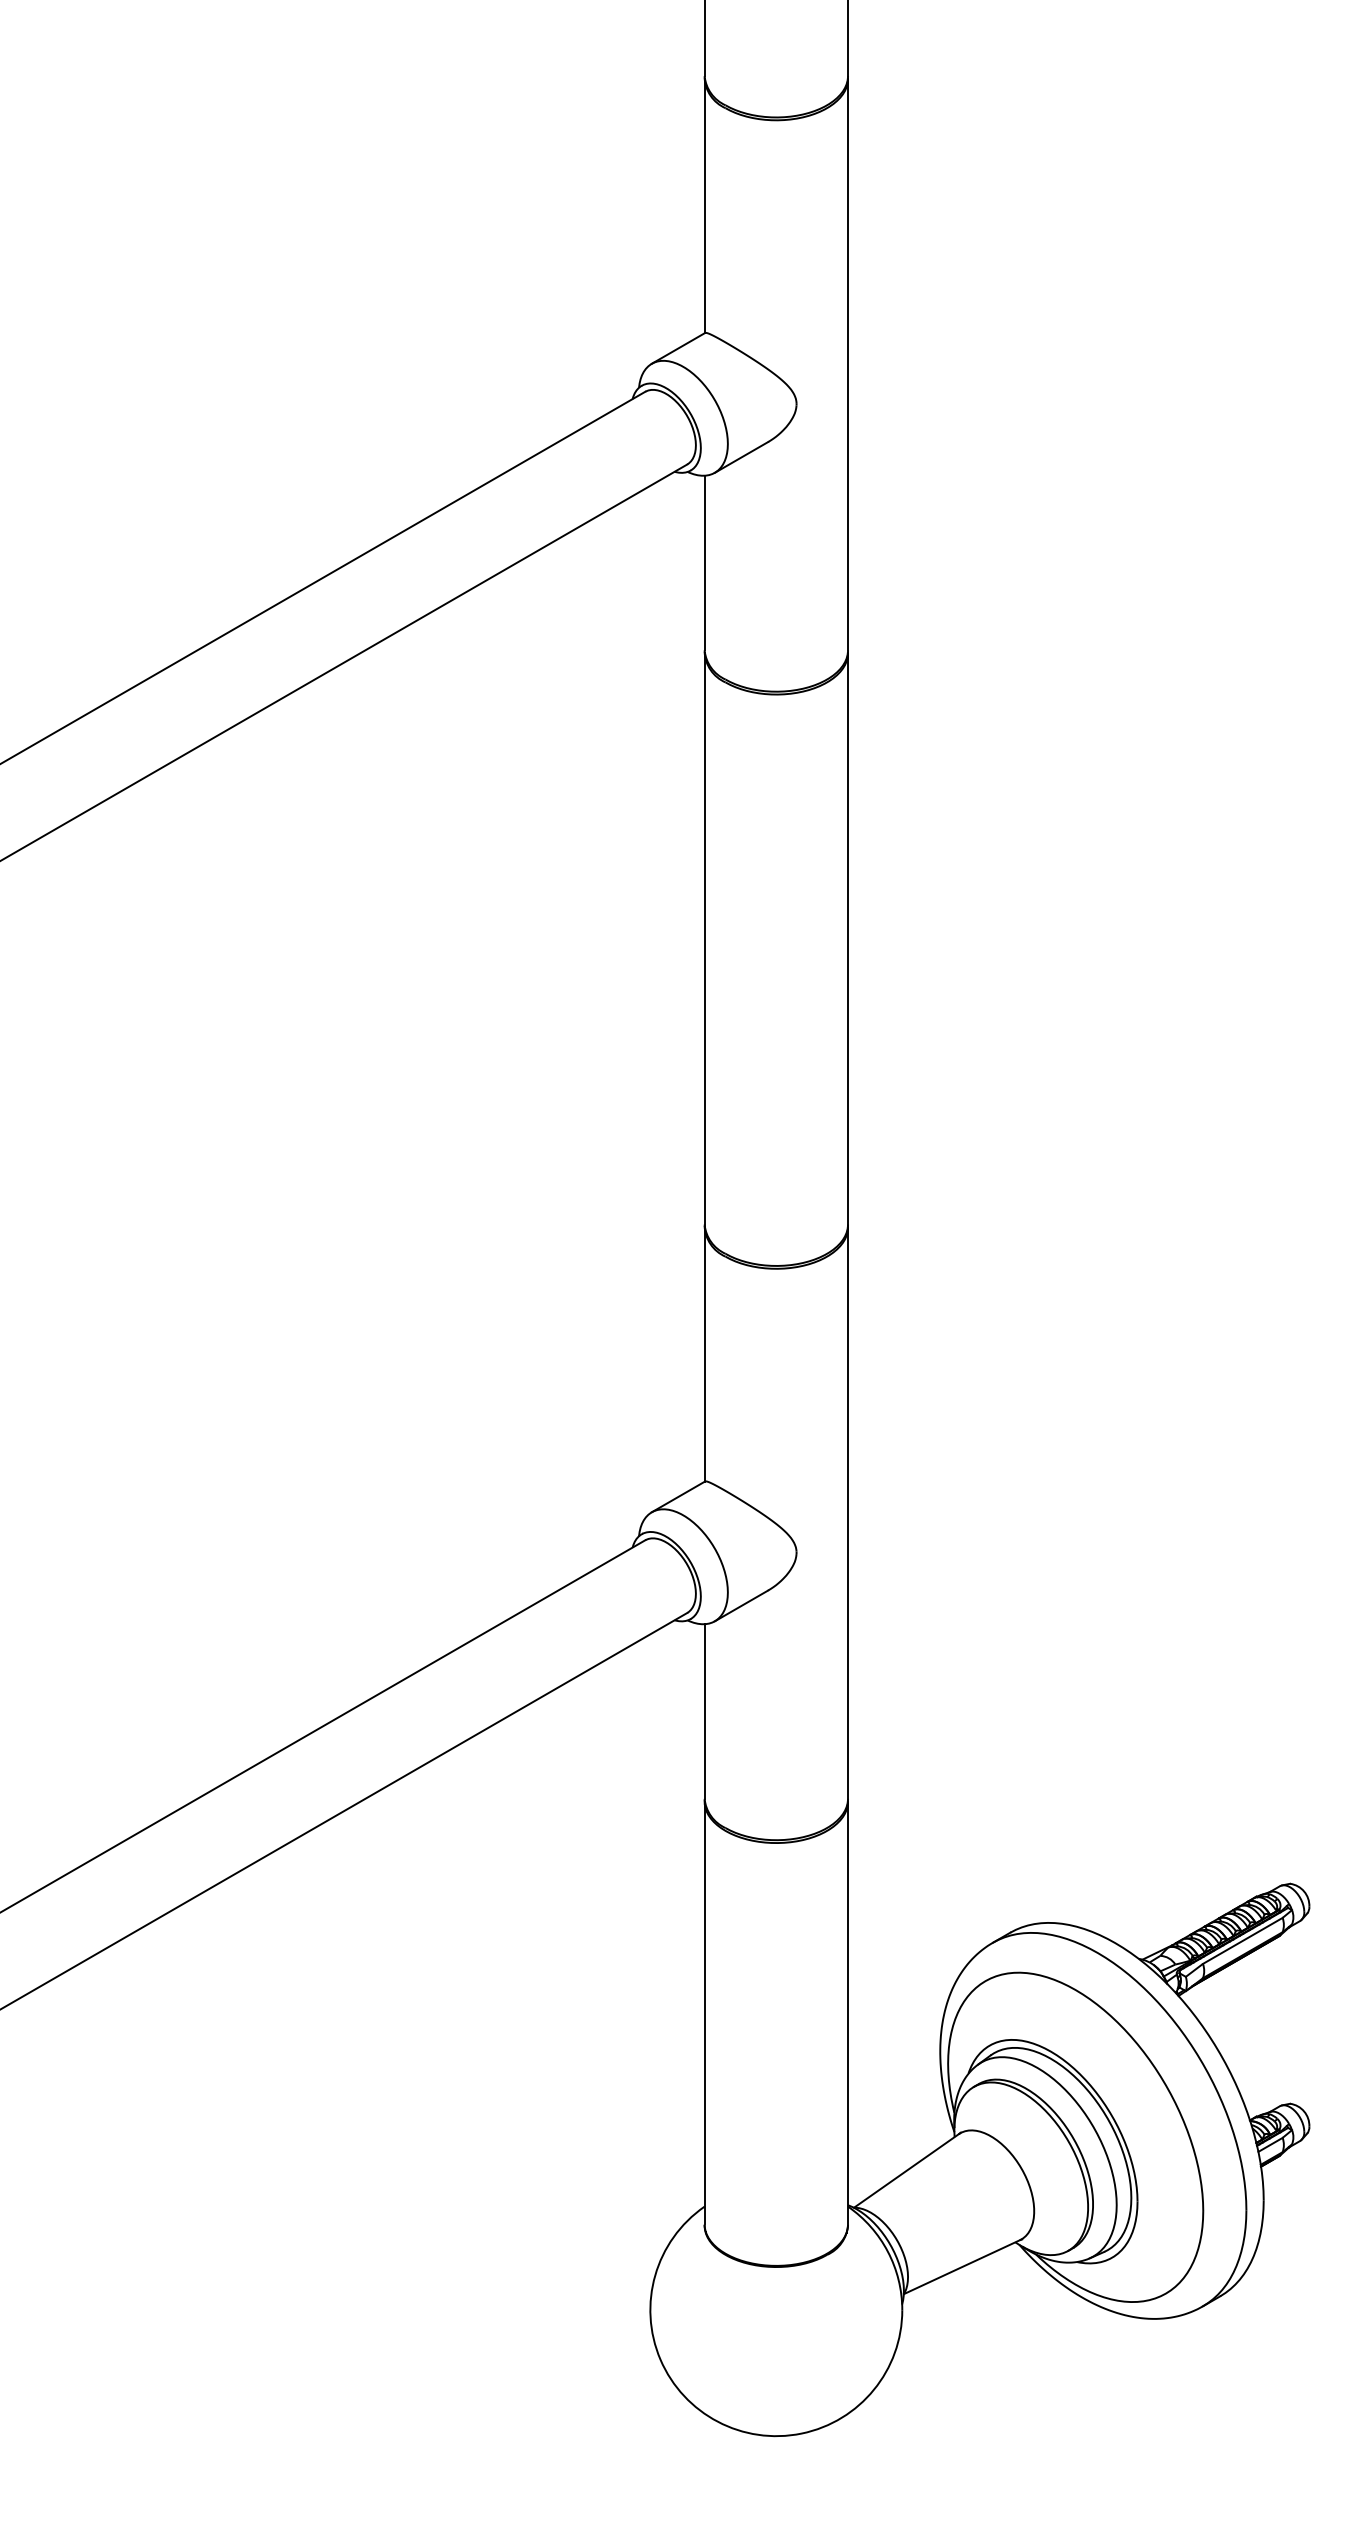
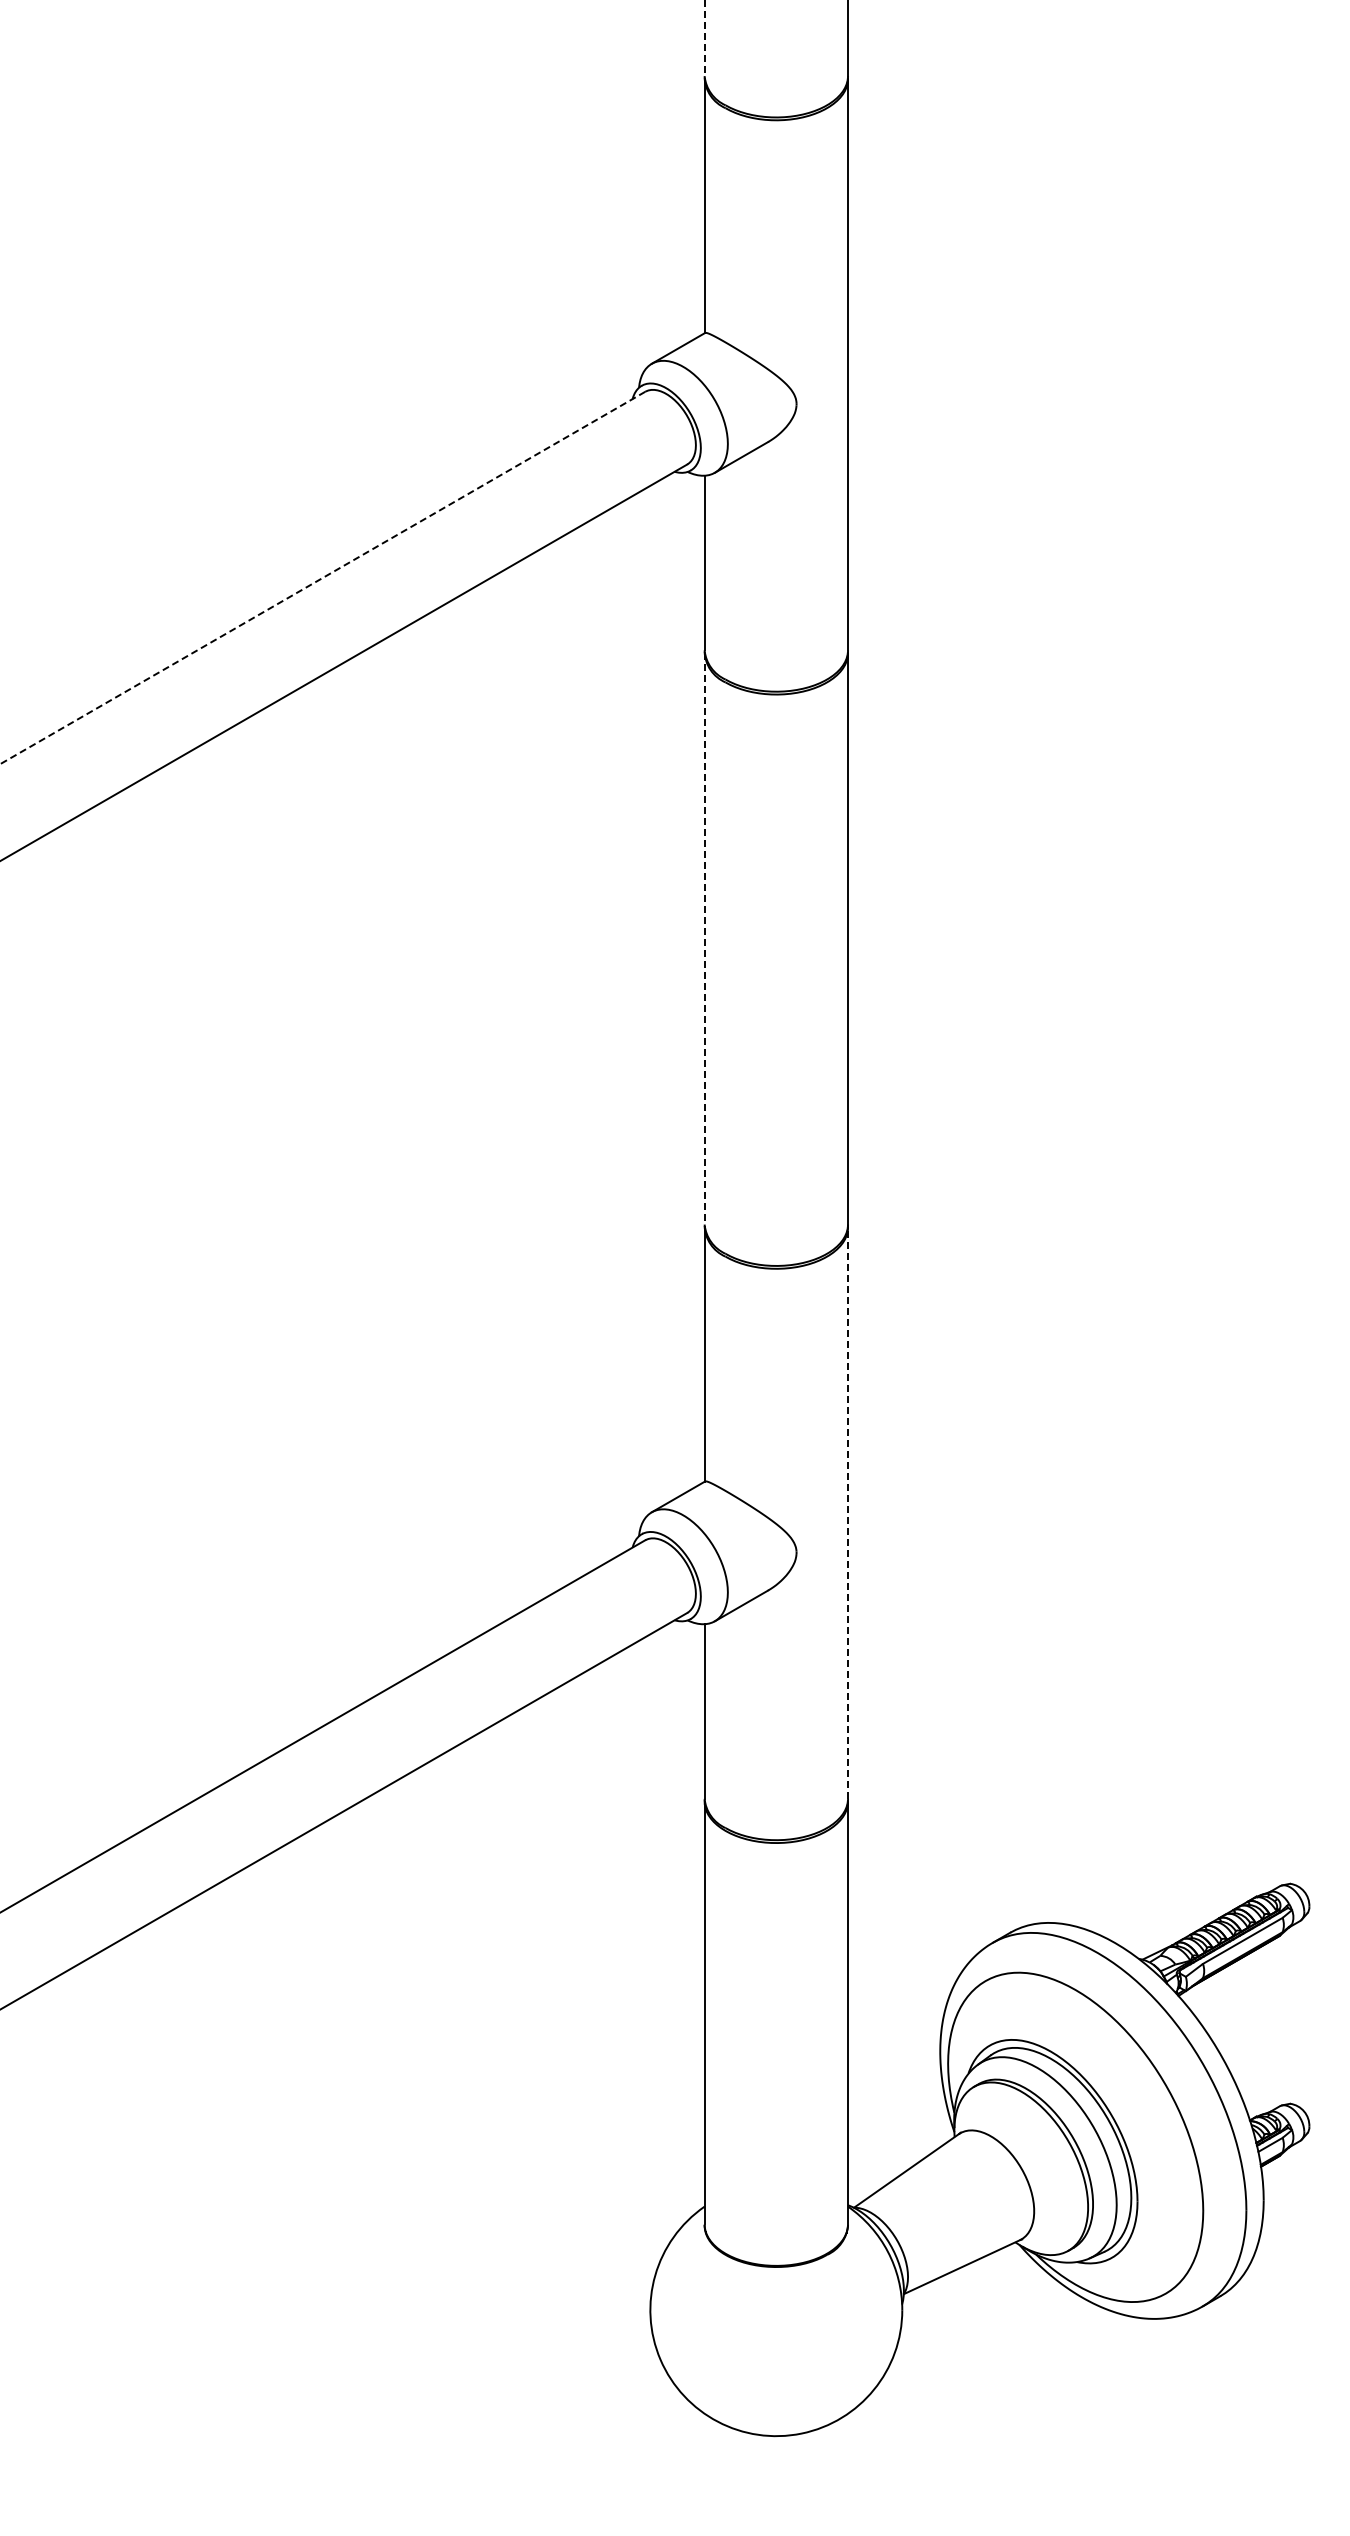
line: solid -> dashed (704, 38)
line: solid -> dashed (322, 578)
line: solid -> dashed (704, 938)
line: solid -> dashed (848, 1513)
